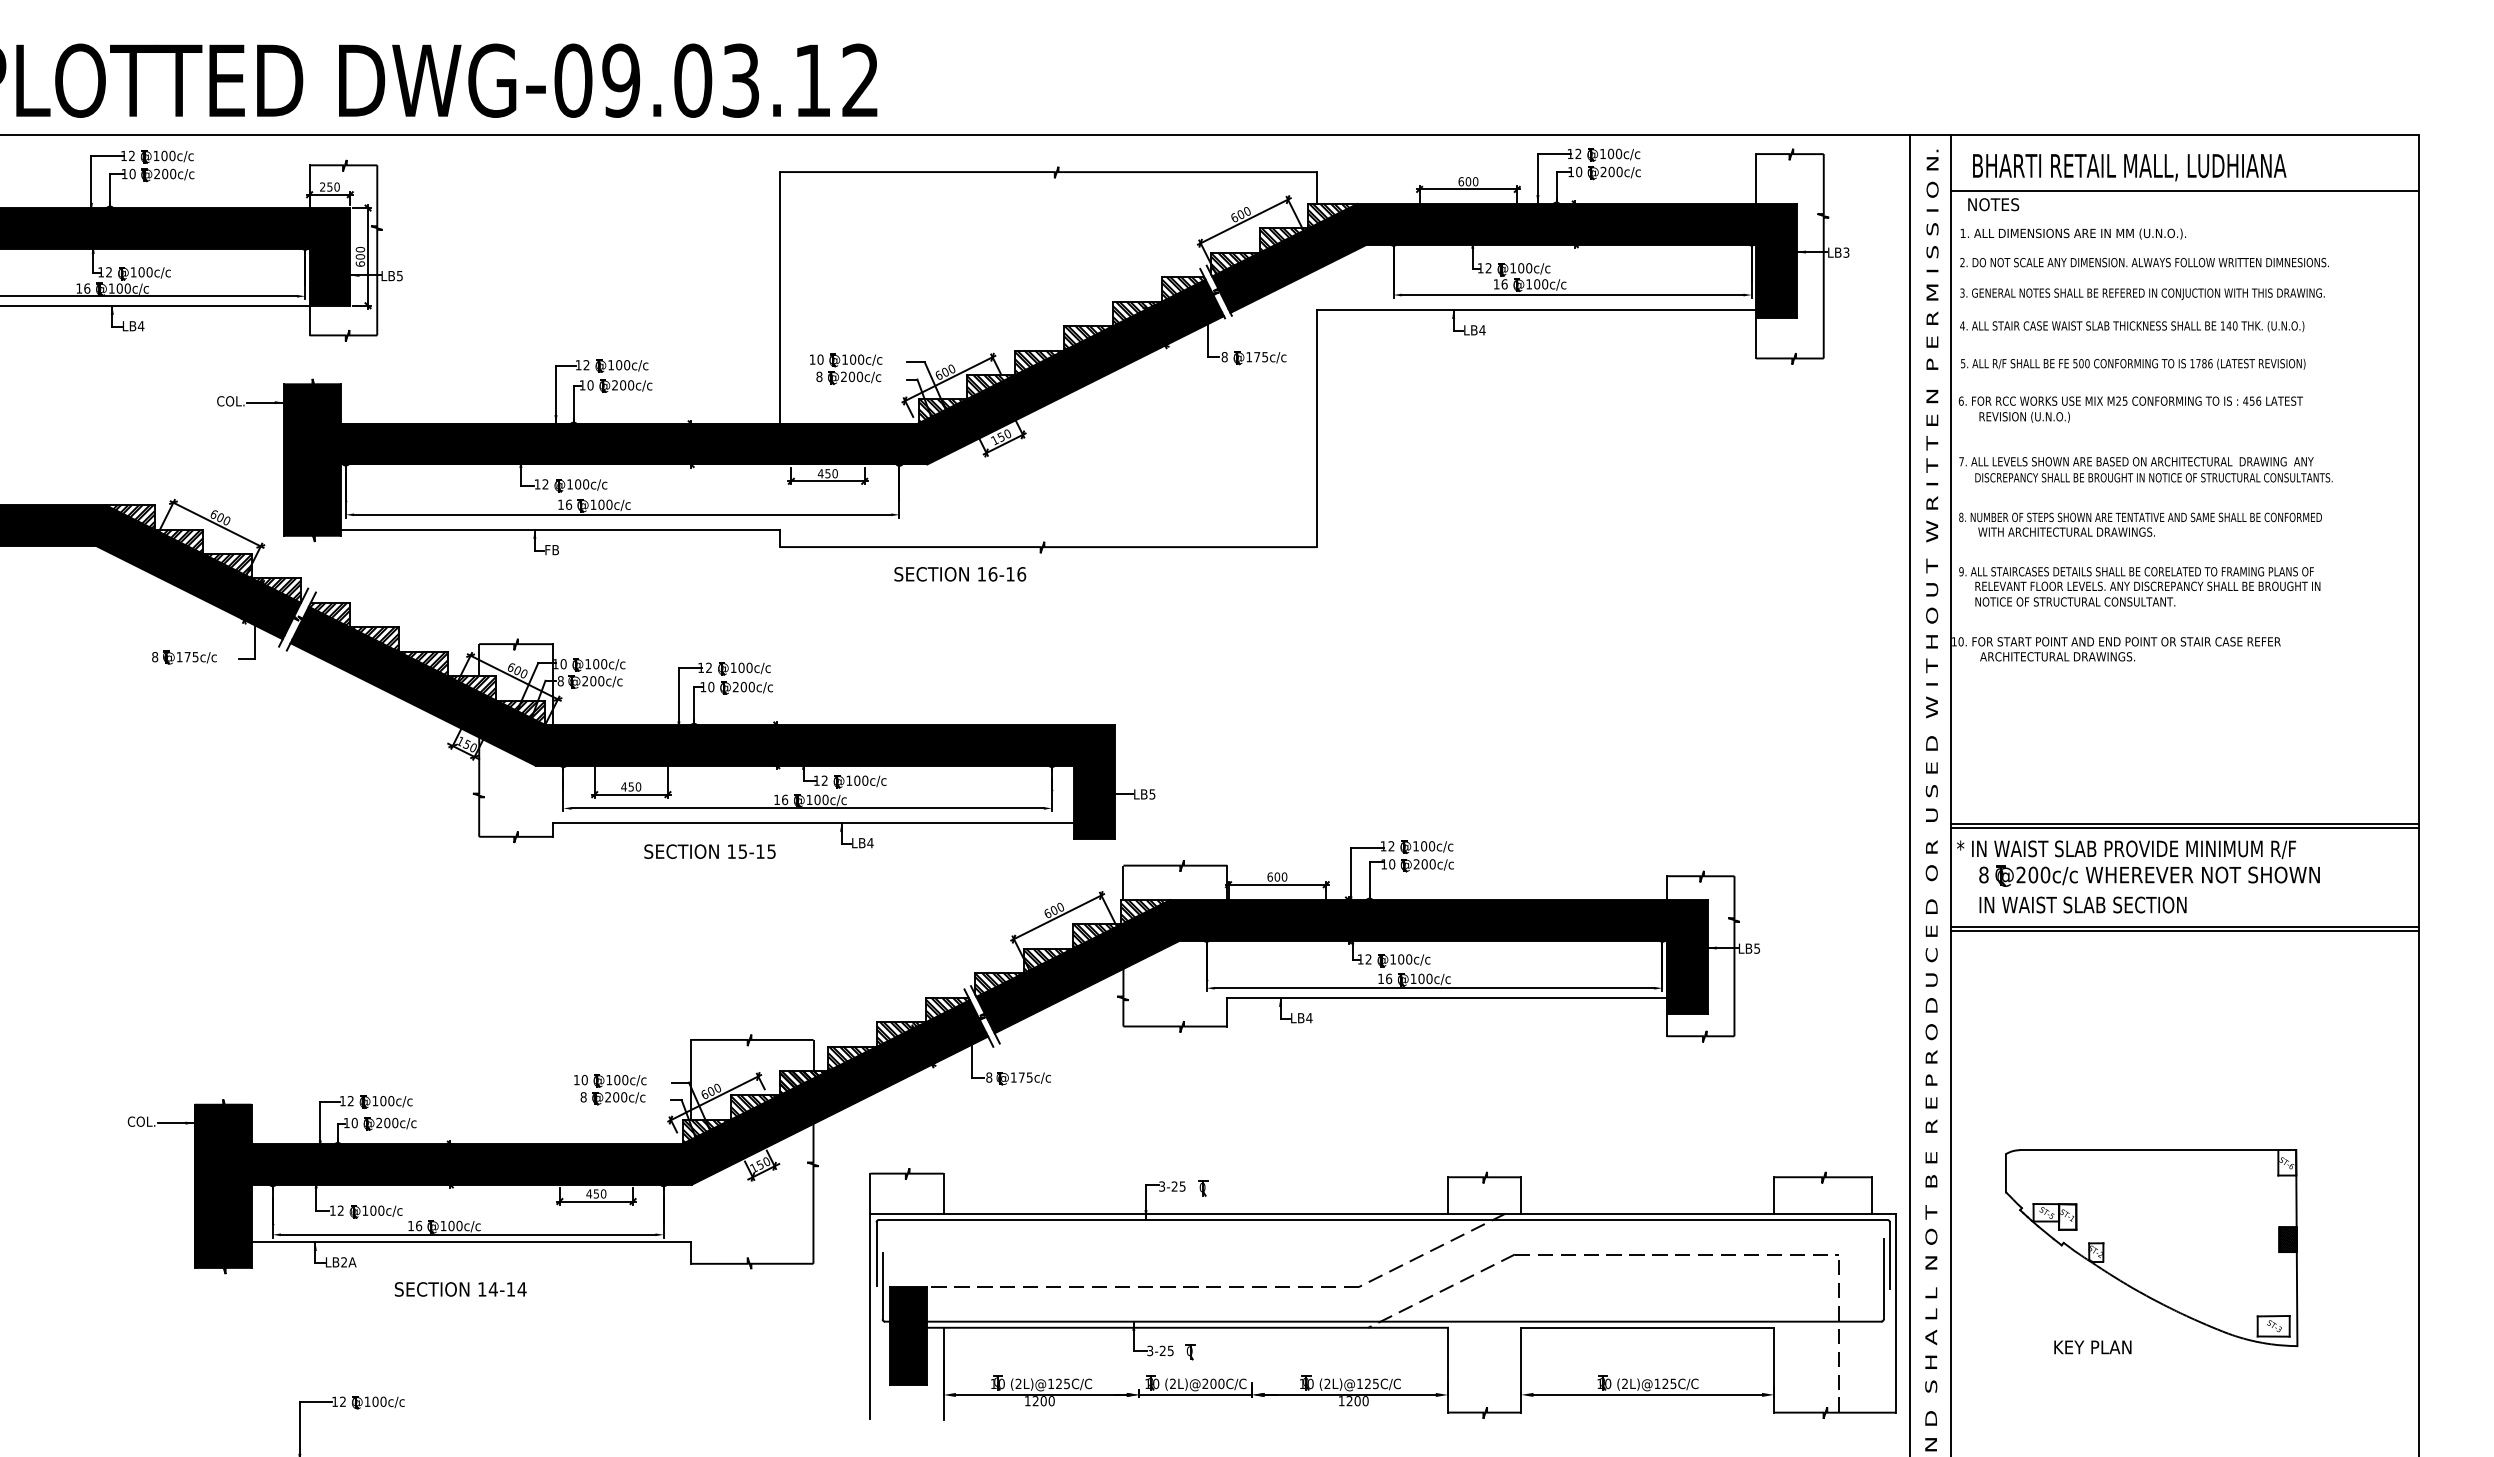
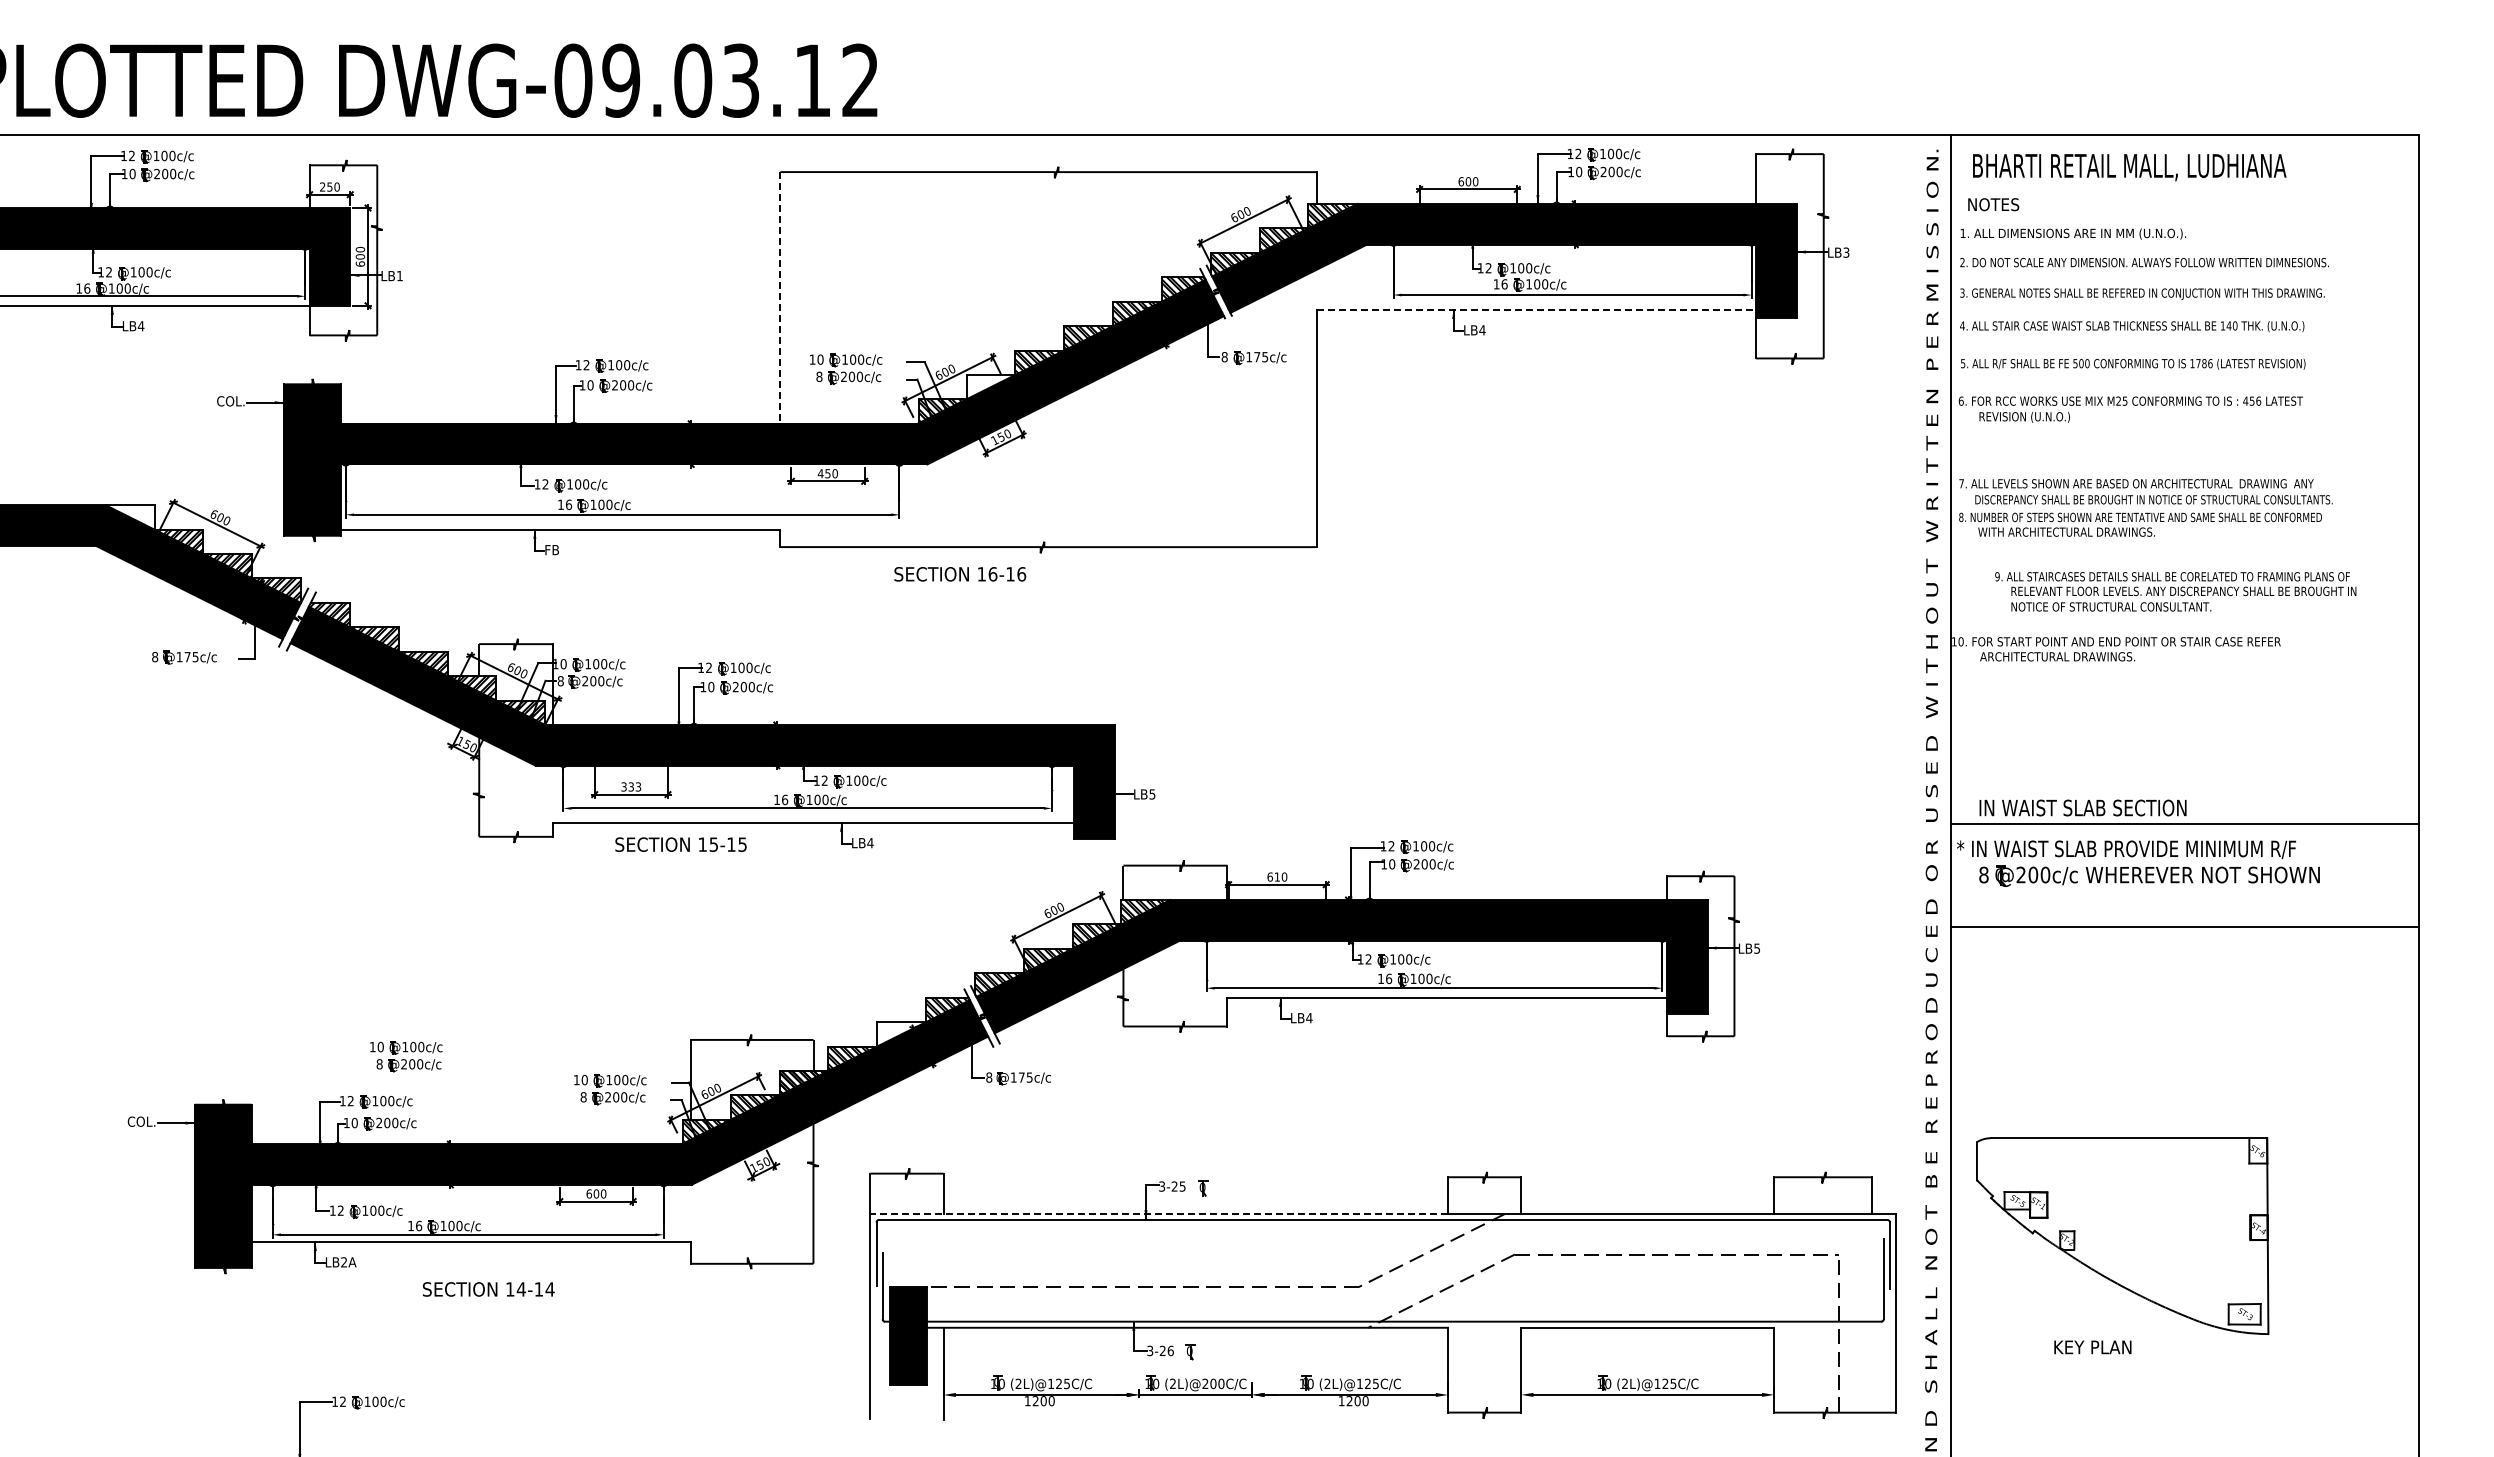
line: present -> none (2185, 191)
text: LB5 -> LB1 (399, 276)
line: solid -> dashed (780, 297)
line: solid -> dashed (1536, 309)
hatch: present -> none (988, 386)
text position: (2145, 469) -> (2145, 491) (2145, 491)
hatch: present -> none (130, 516)
text position: (2139, 586) -> (2175, 591) (2175, 591)
text: 450 -> 333 (631, 786)
line: present -> none (1910, 794)
line: present -> none (2185, 828)
text position: (709, 851) -> (680, 844) (680, 844)
text: 600 -> 610 (1277, 876)
text position: (2082, 904) -> (2082, 807) (2082, 807)
line: present -> none (2185, 930)
hatch: present -> none (900, 1033)
part: none -> present (406, 1056)
text: 450 -> 600 (592, 1193)
line: solid -> dashed (1159, 1213)
part position: (2151, 1247) -> (2122, 1235) (2122, 1235)
text position: (460, 1289) -> (488, 1289) (488, 1289)
text: 3-25 -> 3-26 (1170, 1350)
